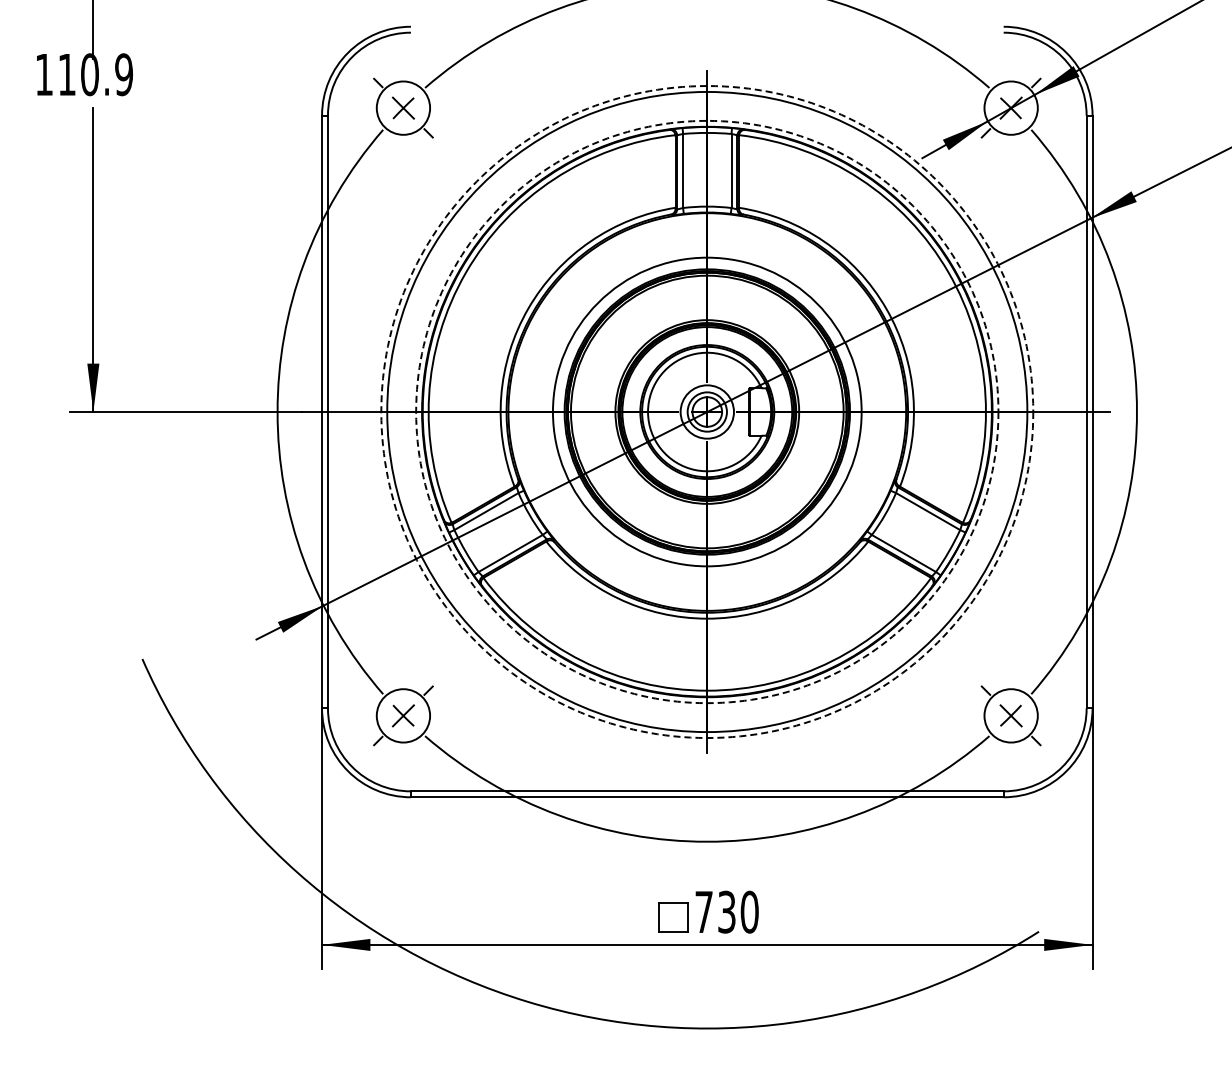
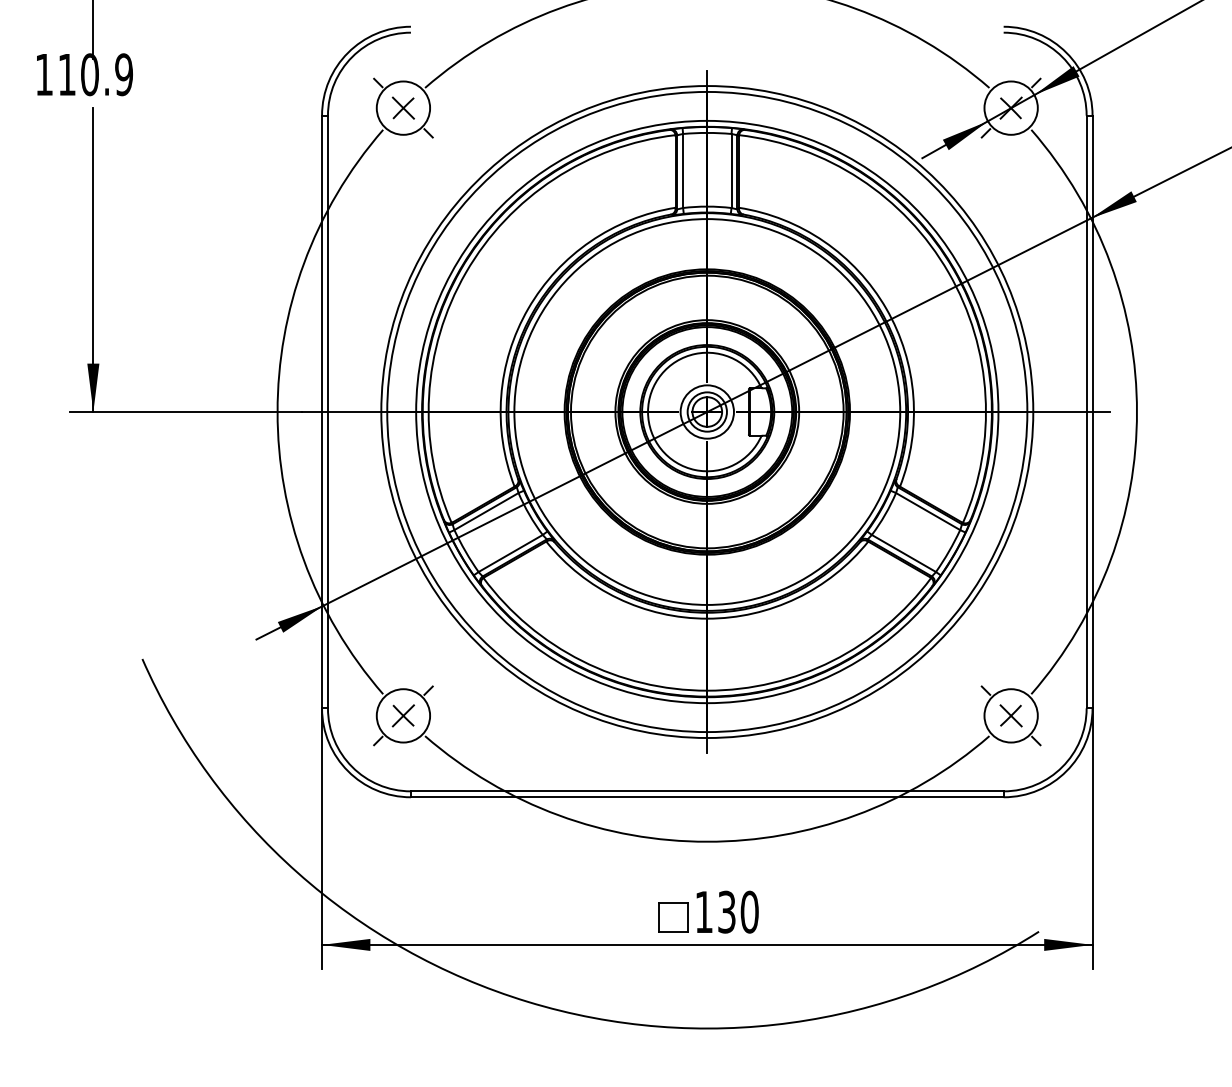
circle diameter: 309 px -> 386 px (707, 411)
circle: dashed -> solid (707, 411)
circle: dashed -> solid (707, 412)
text: 730 -> 130 (703, 911)
